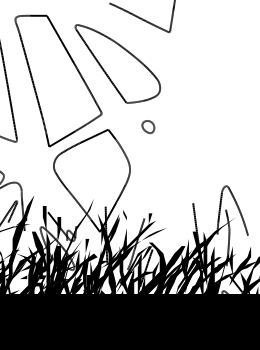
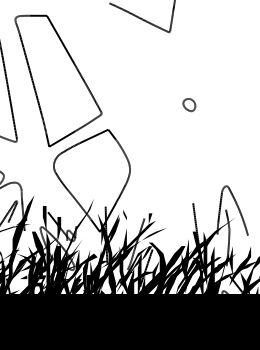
part: present -> none (117, 63)
part position: (148, 127) -> (189, 105) (189, 105)
fill: present -> none (80, 265)
